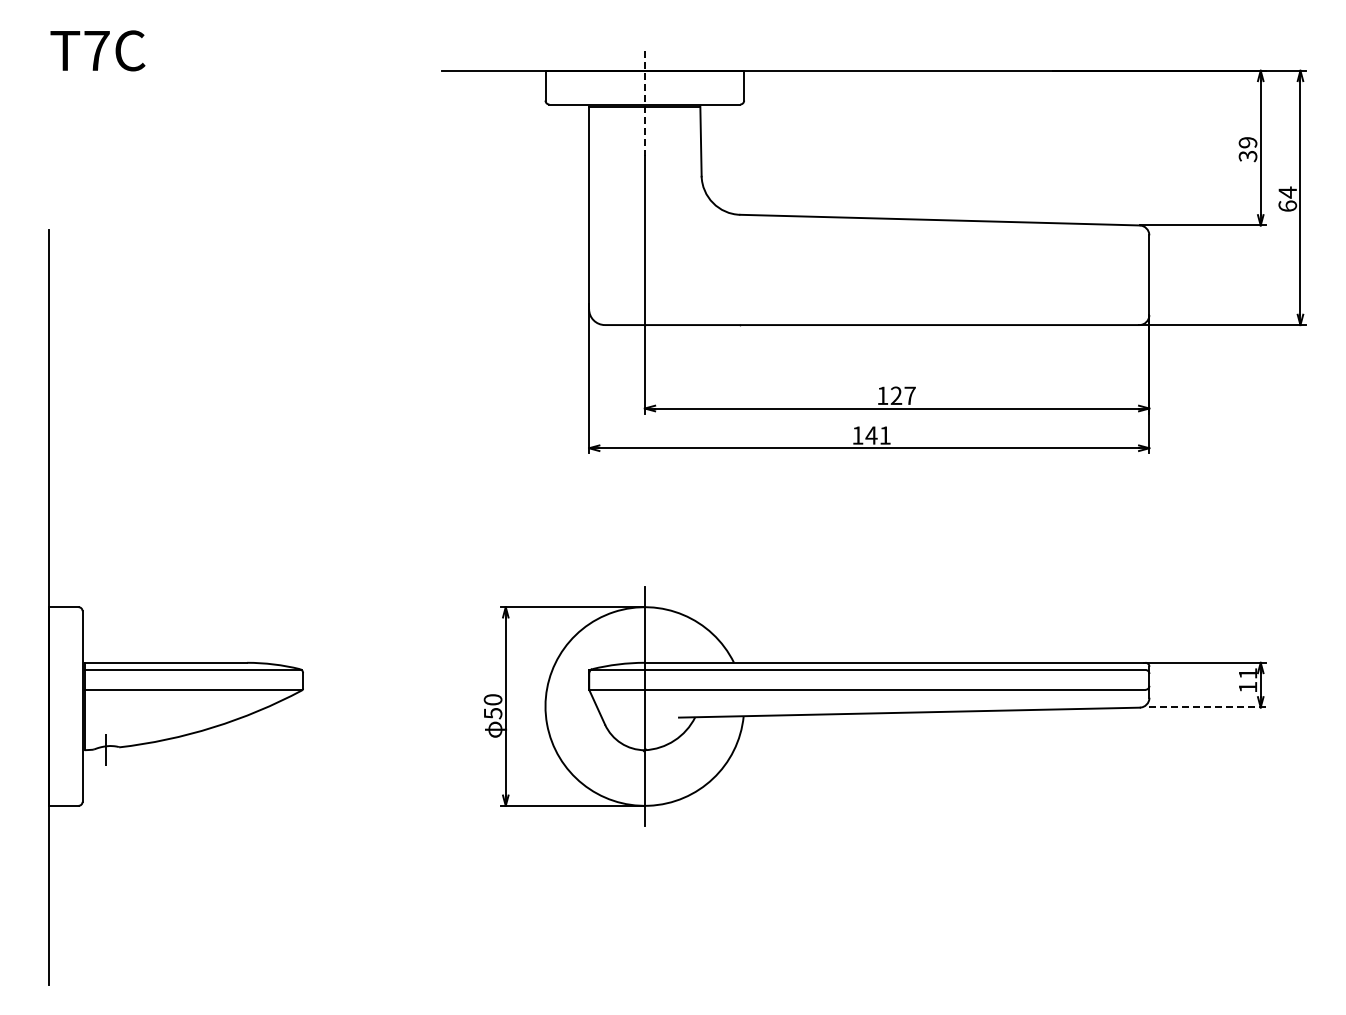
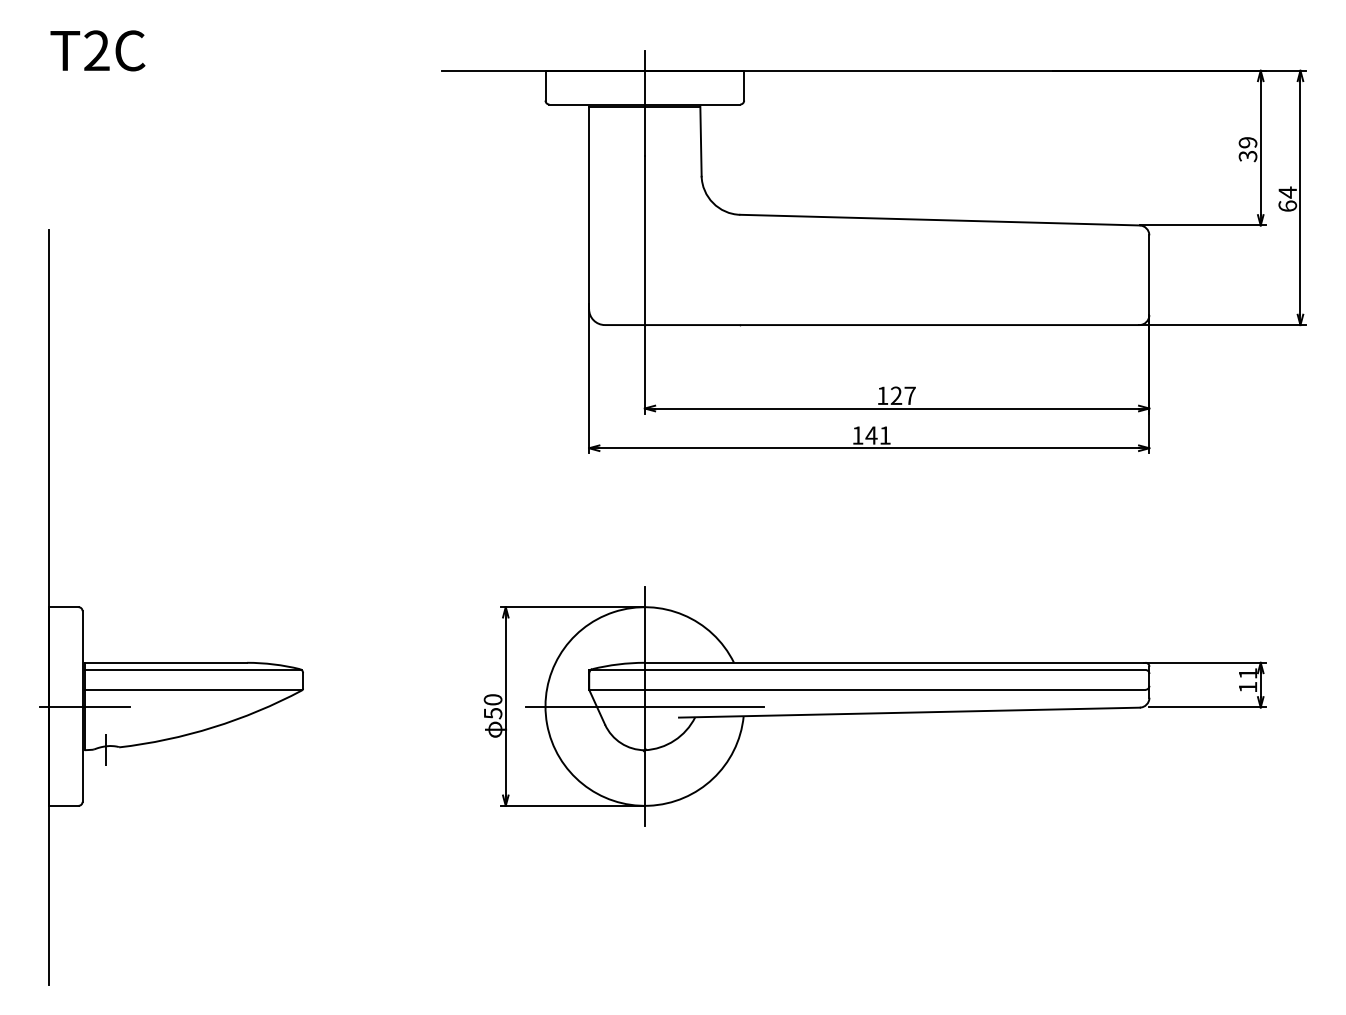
text: T7C -> T2C (96, 50)
line: dashed -> solid (644, 103)
line: none -> present (85, 706)
line: none -> present (644, 706)
line: dashed -> solid (1208, 707)
